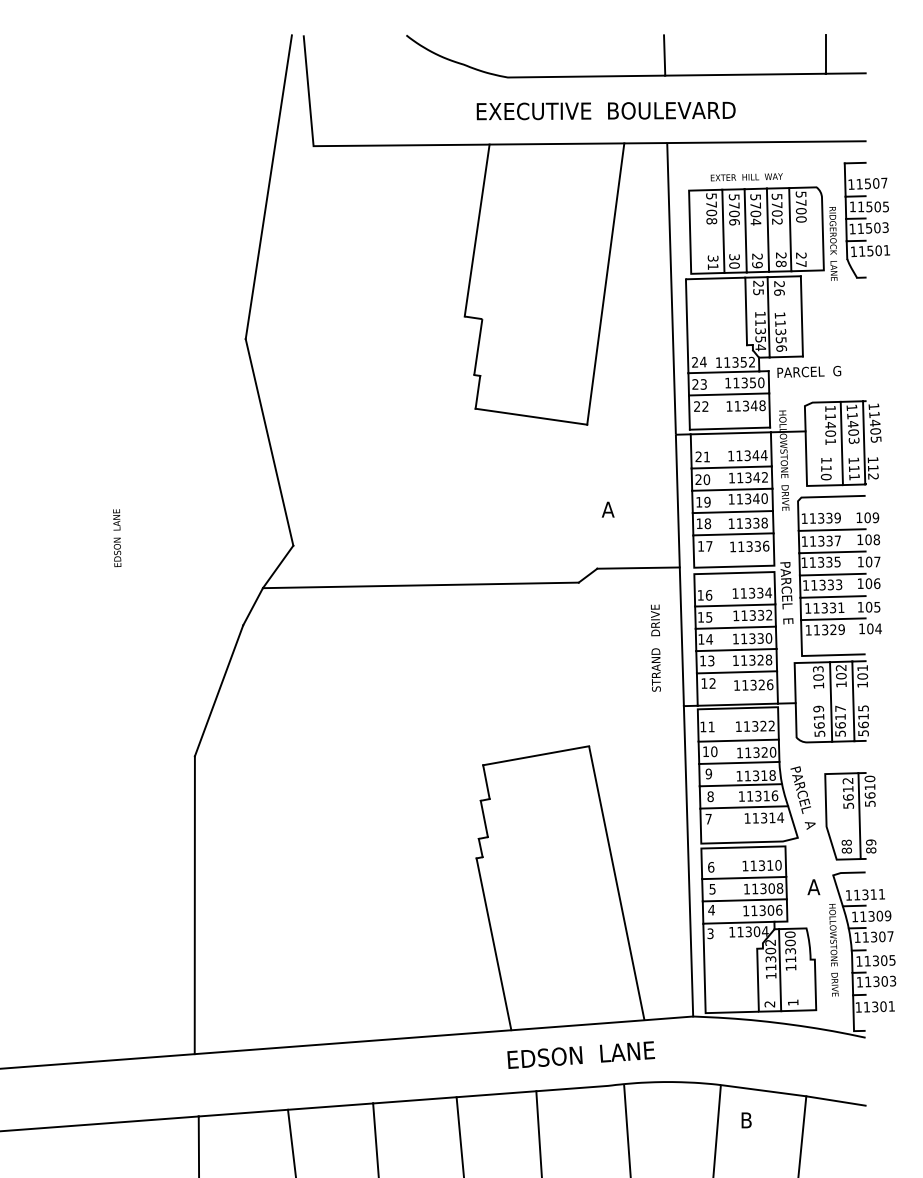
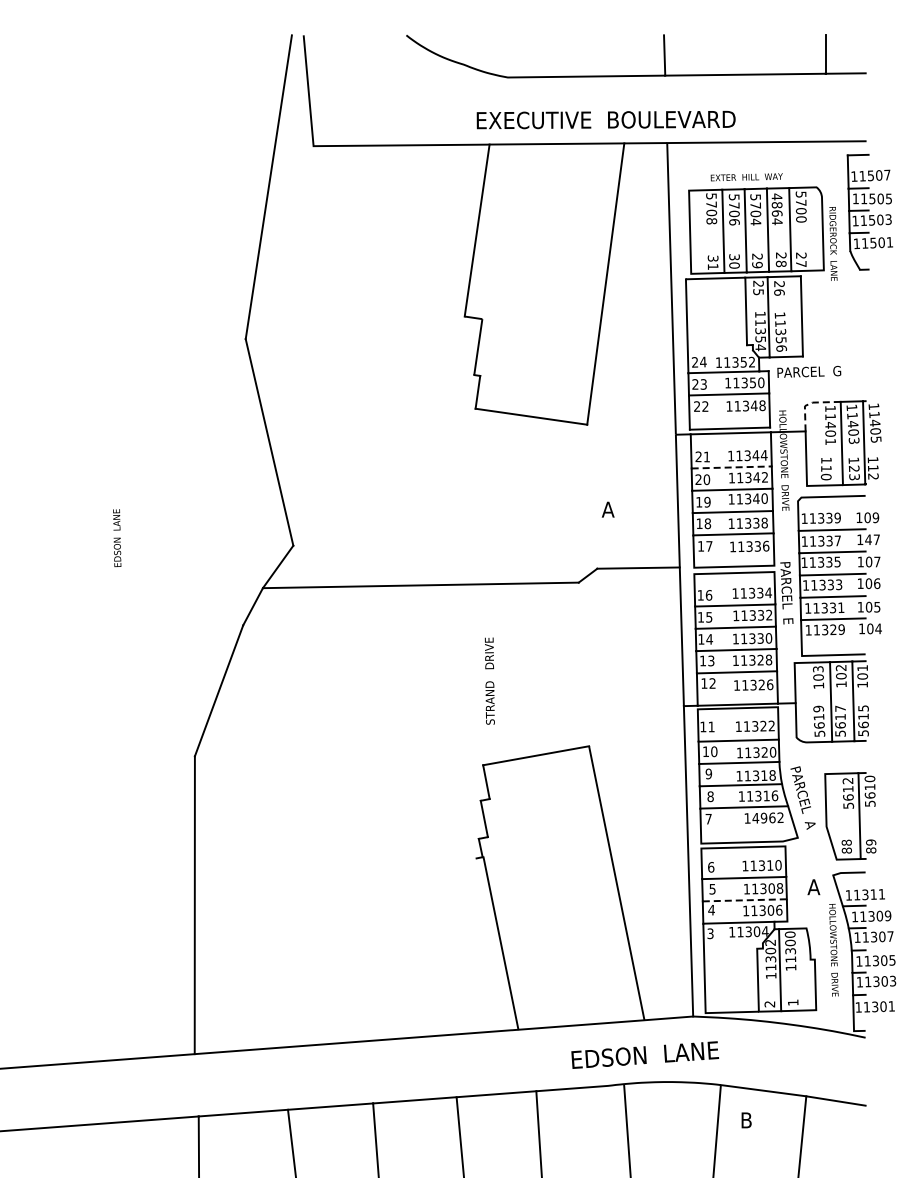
text position: (605, 111) -> (605, 120) (605, 120)
text: 5702 -> 4864 (776, 209)
part position: (866, 219) -> (869, 211) (869, 211)
line: solid -> dashed (810, 403)
line: solid -> dashed (732, 467)
text: 111 -> 123 (854, 472)
text: 108 -> 147 (872, 539)
text position: (655, 647) -> (489, 680) (489, 680)
text: 11314 -> 14962 (768, 817)
line: solid -> dashed (745, 900)
line position: (493, 944) -> (500, 943) (500, 943)
text position: (581, 1054) -> (645, 1054) (645, 1054)
